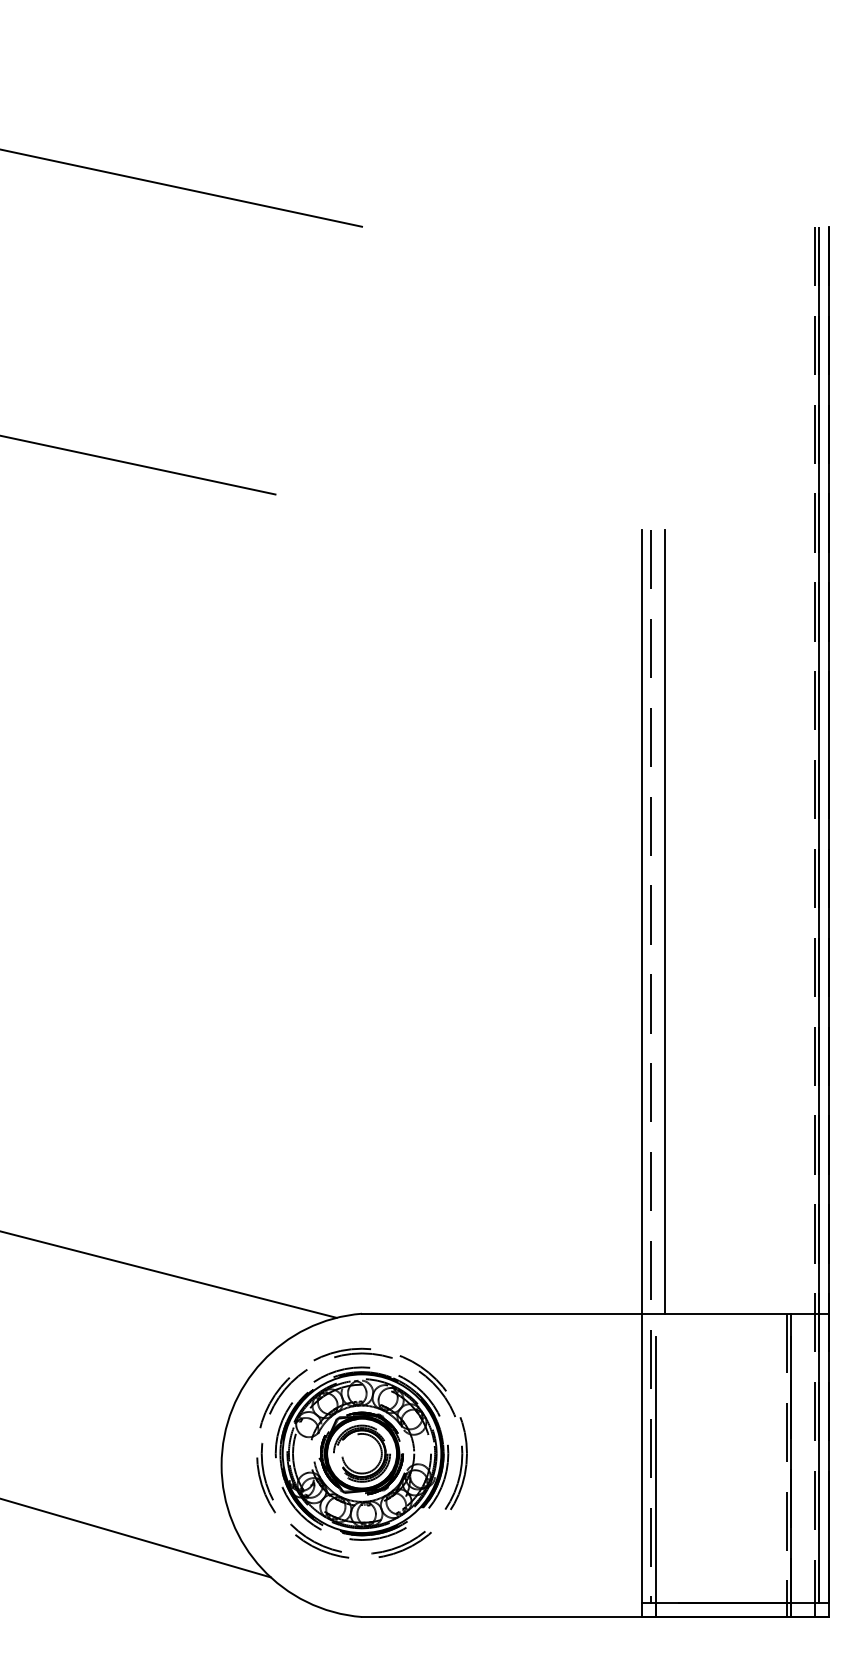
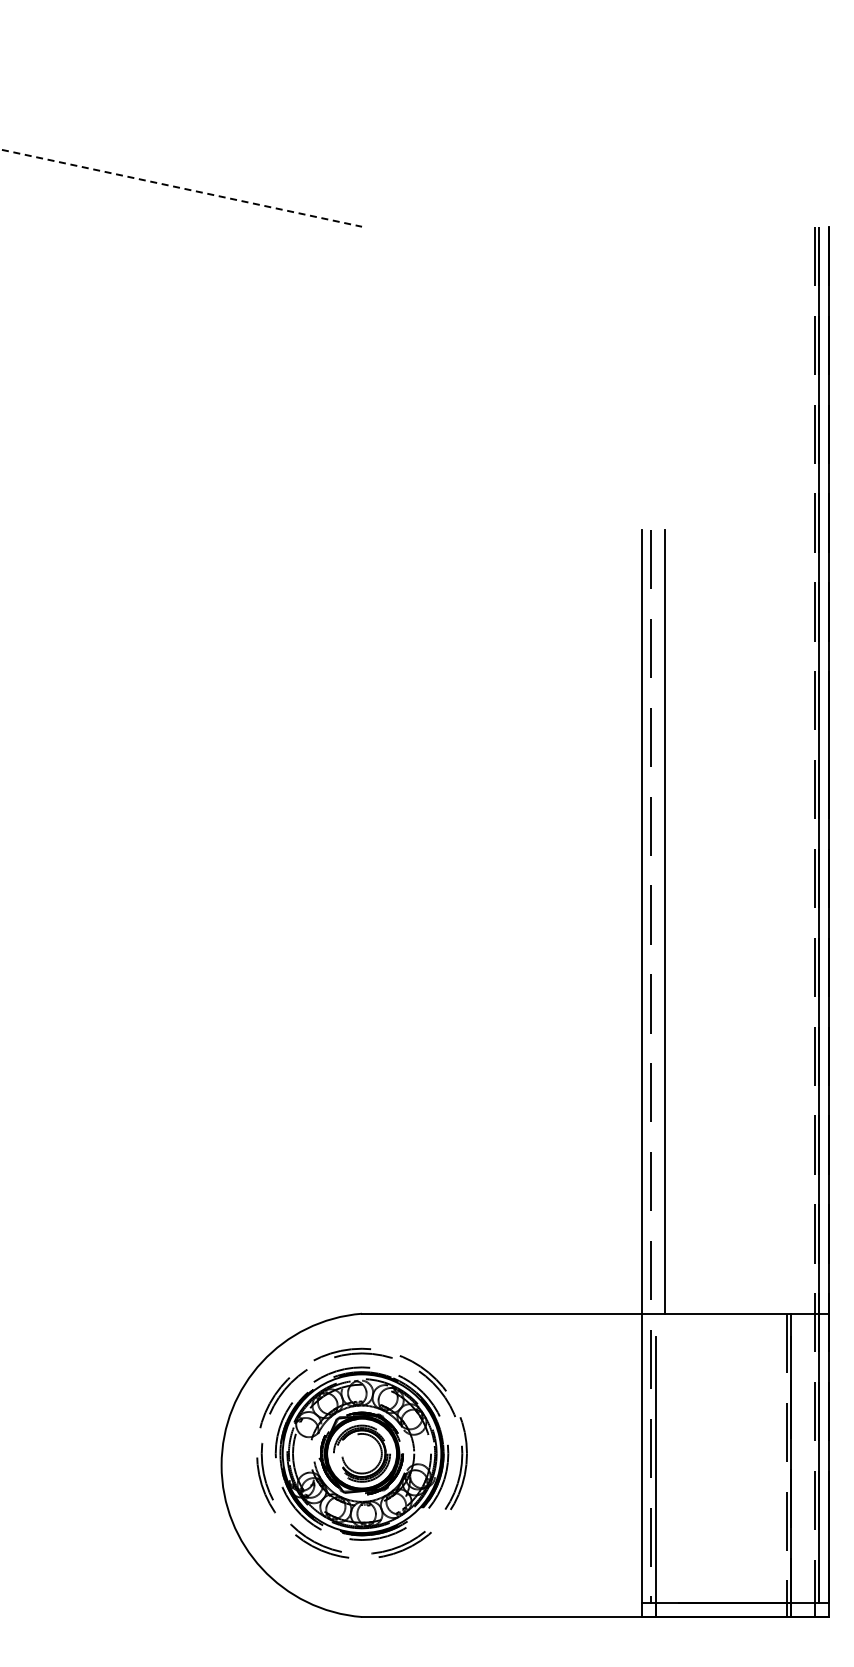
line: solid -> dashed (181, 188)
line: present -> none (138, 465)
line: present -> none (169, 1274)
line: present -> none (136, 1538)
